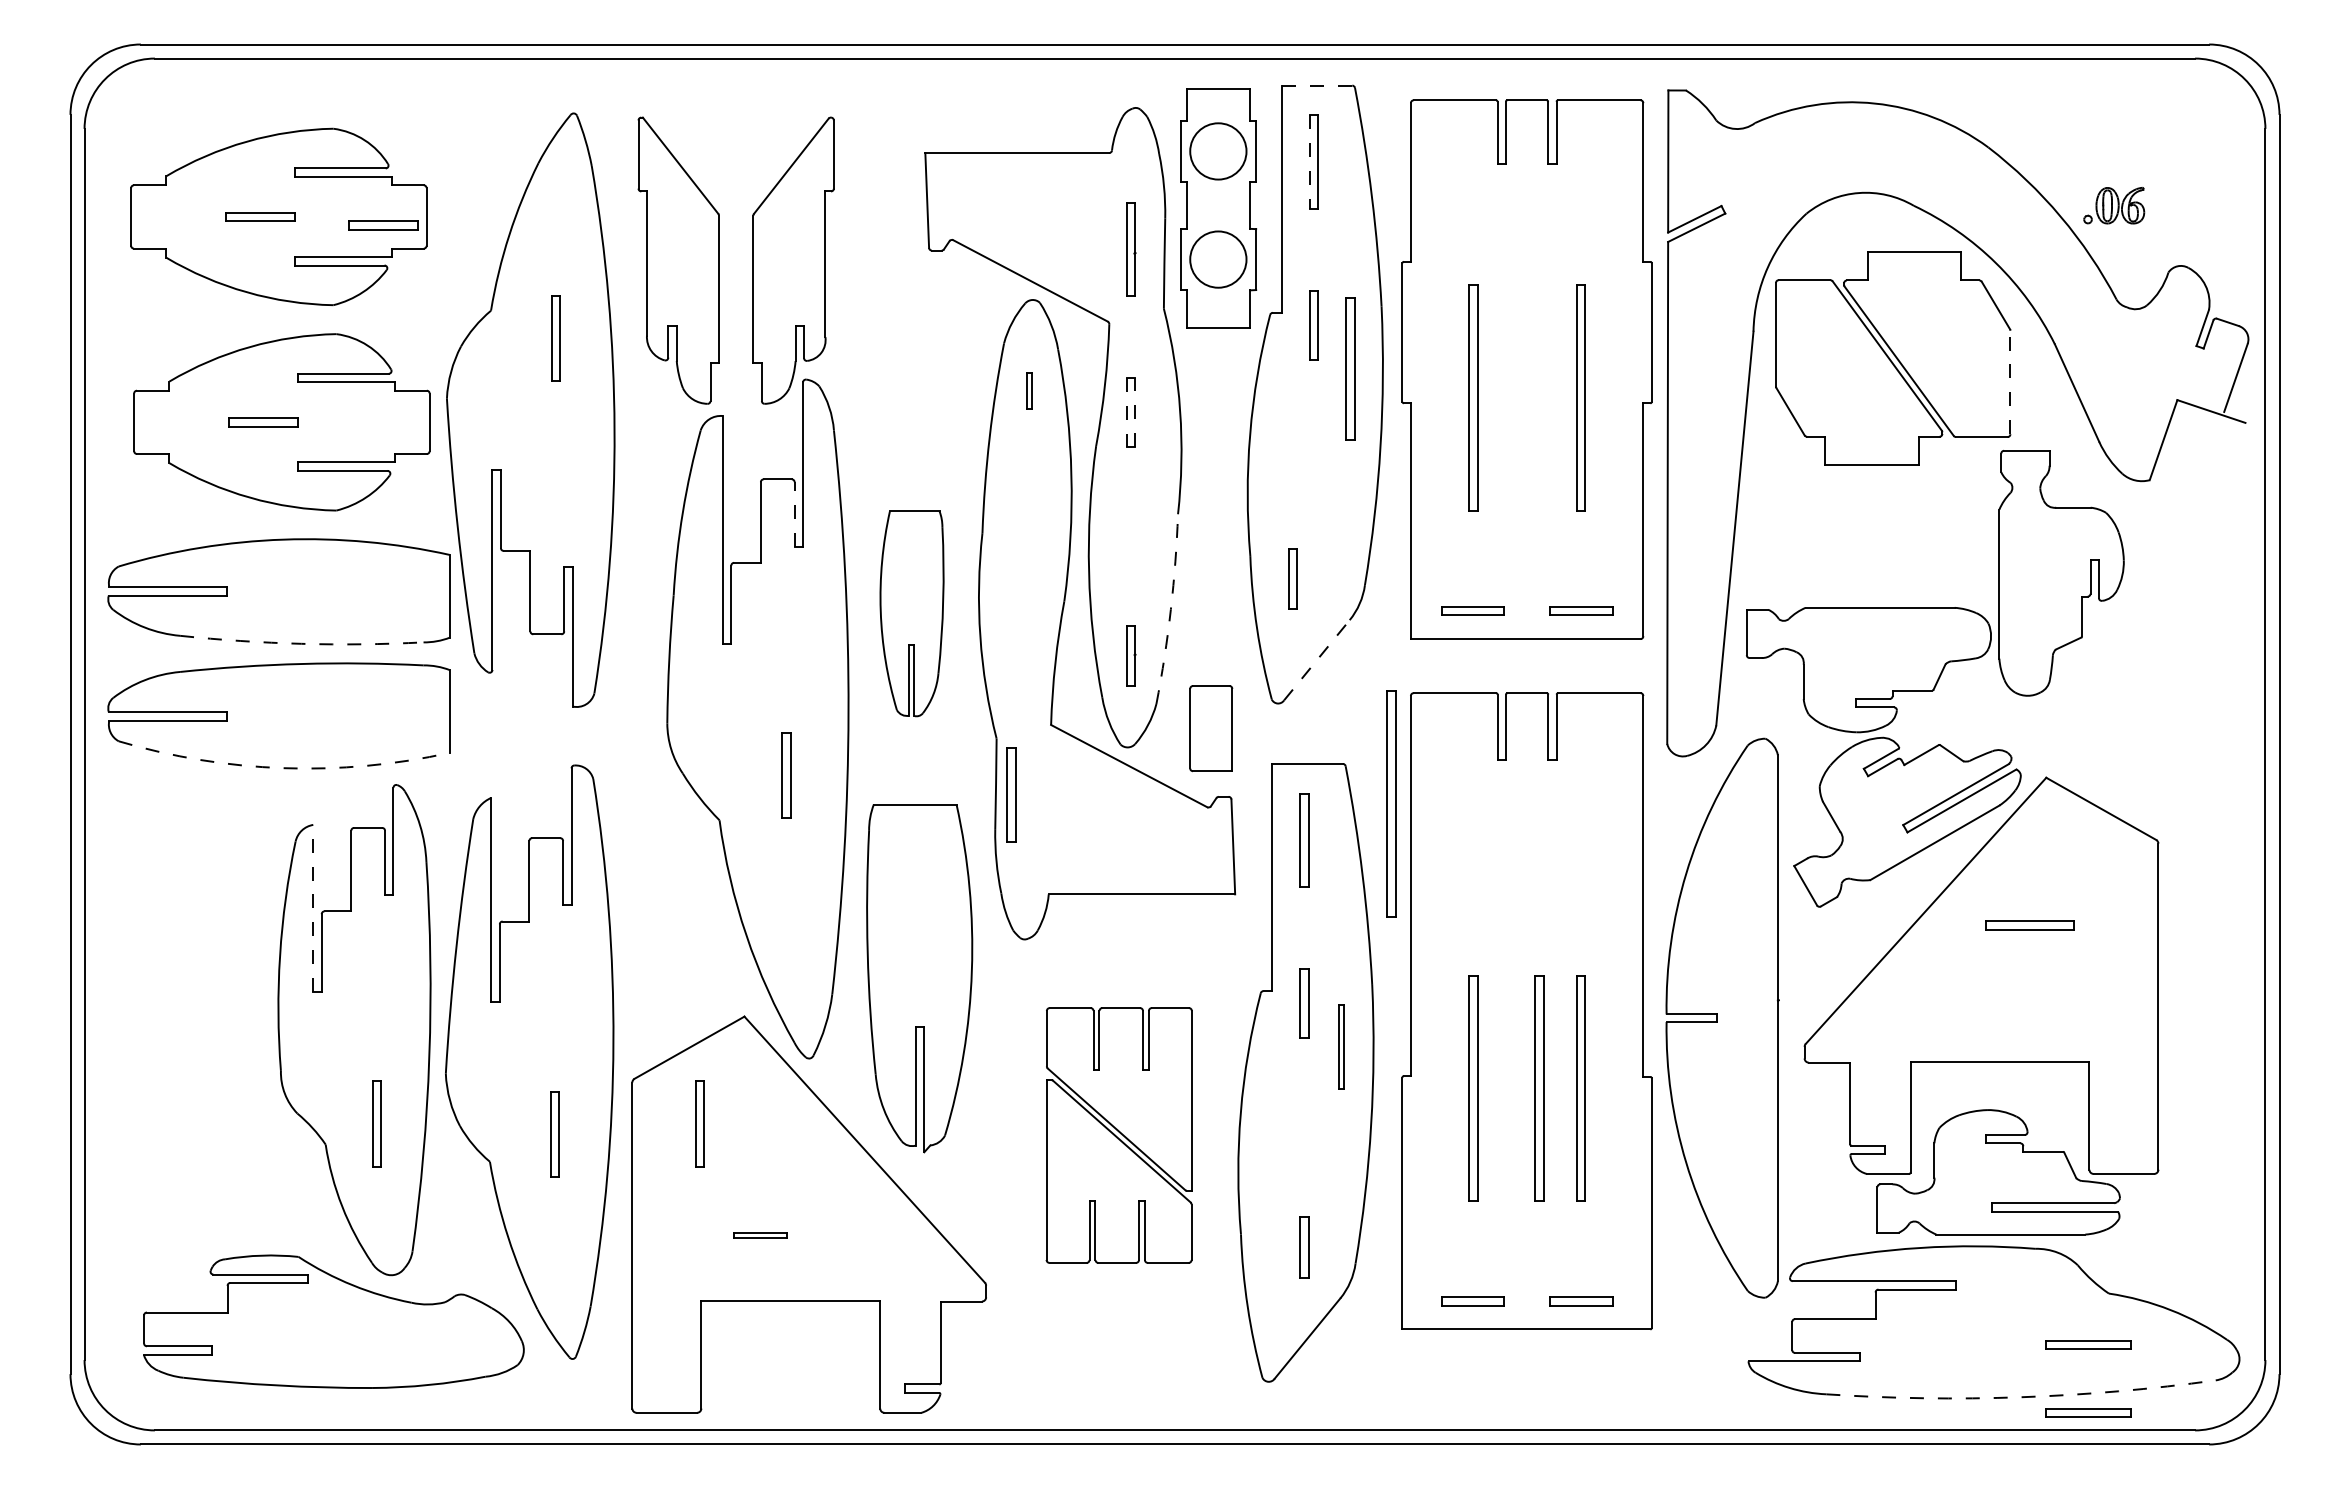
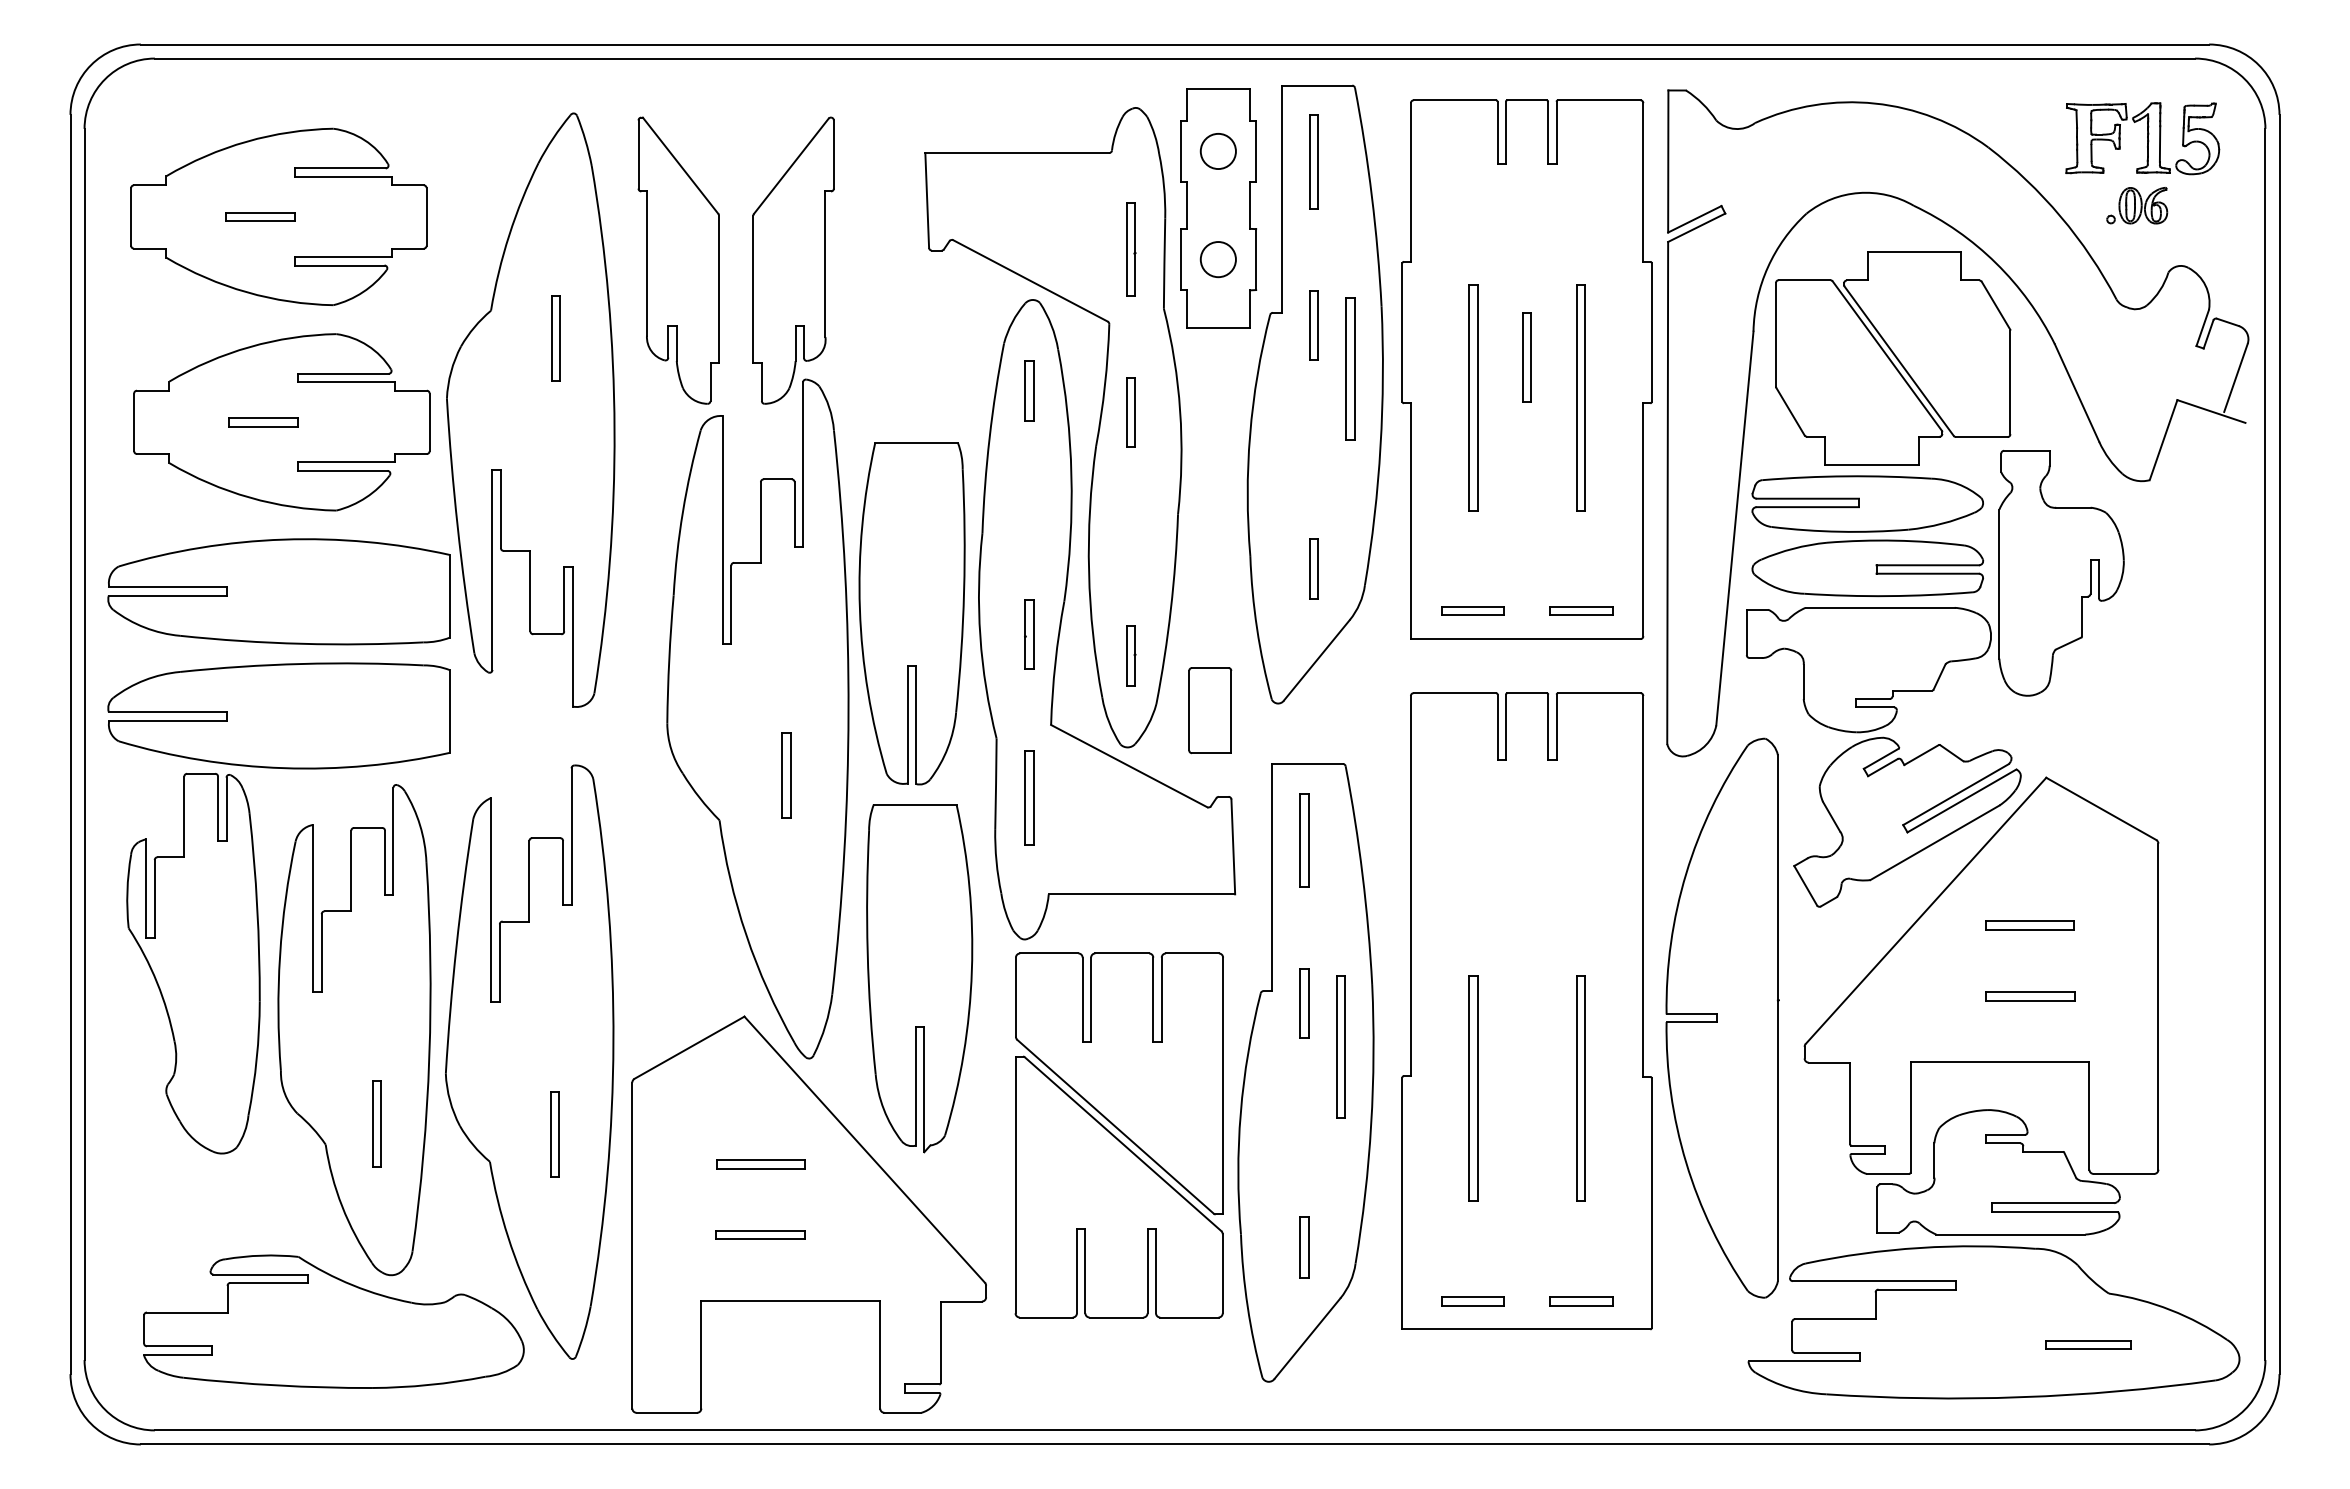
line: dashed -> solid (1316, 85)
part: none -> present (2142, 138)
circle diameter: 56 px -> 35 px (1217, 151)
line: dashed -> solid (1309, 162)
part position: (2114, 205) -> (2137, 205) (2137, 205)
part: present -> none (383, 225)
circle diameter: 56 px -> 35 px (1217, 259)
part: none -> present (1526, 357)
line: dashed -> solid (2010, 382)
part size: 7x38 px -> 11x62 px (1029, 390)
line: dashed -> solid (1135, 411)
line: dashed -> solid (1126, 412)
line: dashed -> solid (794, 513)
part: none -> present (1867, 536)
part position: (1292, 578) -> (1313, 568) (1313, 568)
arc: dashed -> solid (1170, 609)
part size: 66x208 px -> 108x344 px (911, 613)
part: none -> present (1029, 634)
arc: dashed -> solid (301, 643)
line: dashed -> solid (1316, 660)
part position: (1211, 728) -> (1210, 710) (1210, 710)
arc: dashed -> solid (283, 768)
part position: (1011, 794) -> (1029, 797) (1029, 797)
part: present -> none (1391, 803)
line: dashed -> solid (313, 908)
part: none -> present (193, 963)
part: none -> present (2030, 996)
part size: 7x86 px -> 10x144 px (1340, 1046)
part: present -> none (1539, 1088)
part: present -> none (699, 1123)
part size: 148x257 px -> 210x367 px (1118, 1135)
part: none -> present (760, 1164)
part size: 55x7 px -> 91x10 px (760, 1234)
arc: dashed -> solid (2021, 1397)
part: present -> none (2088, 1412)
